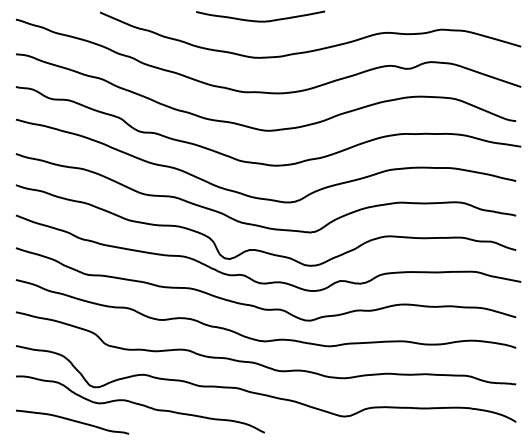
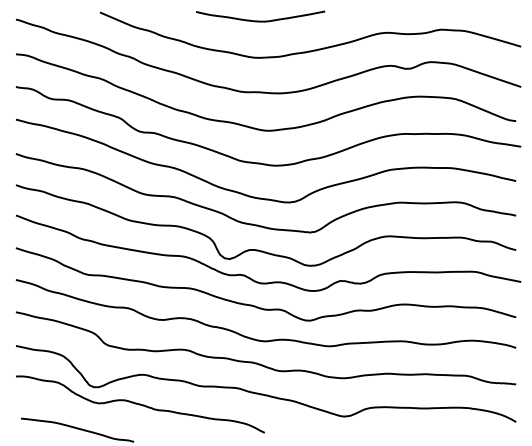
curve position: (72, 421) -> (77, 429) (77, 429)
